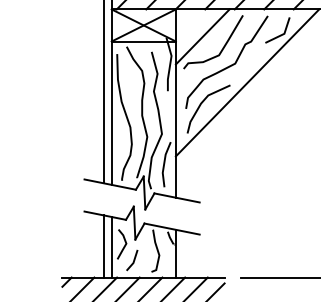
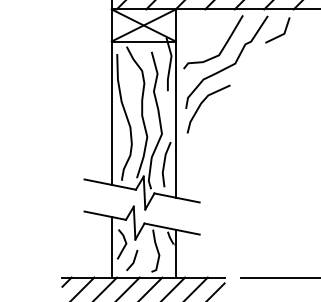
line: present -> none (202, 36)
line: present -> none (246, 83)
line: present -> none (103, 92)
line: present -> none (103, 246)
